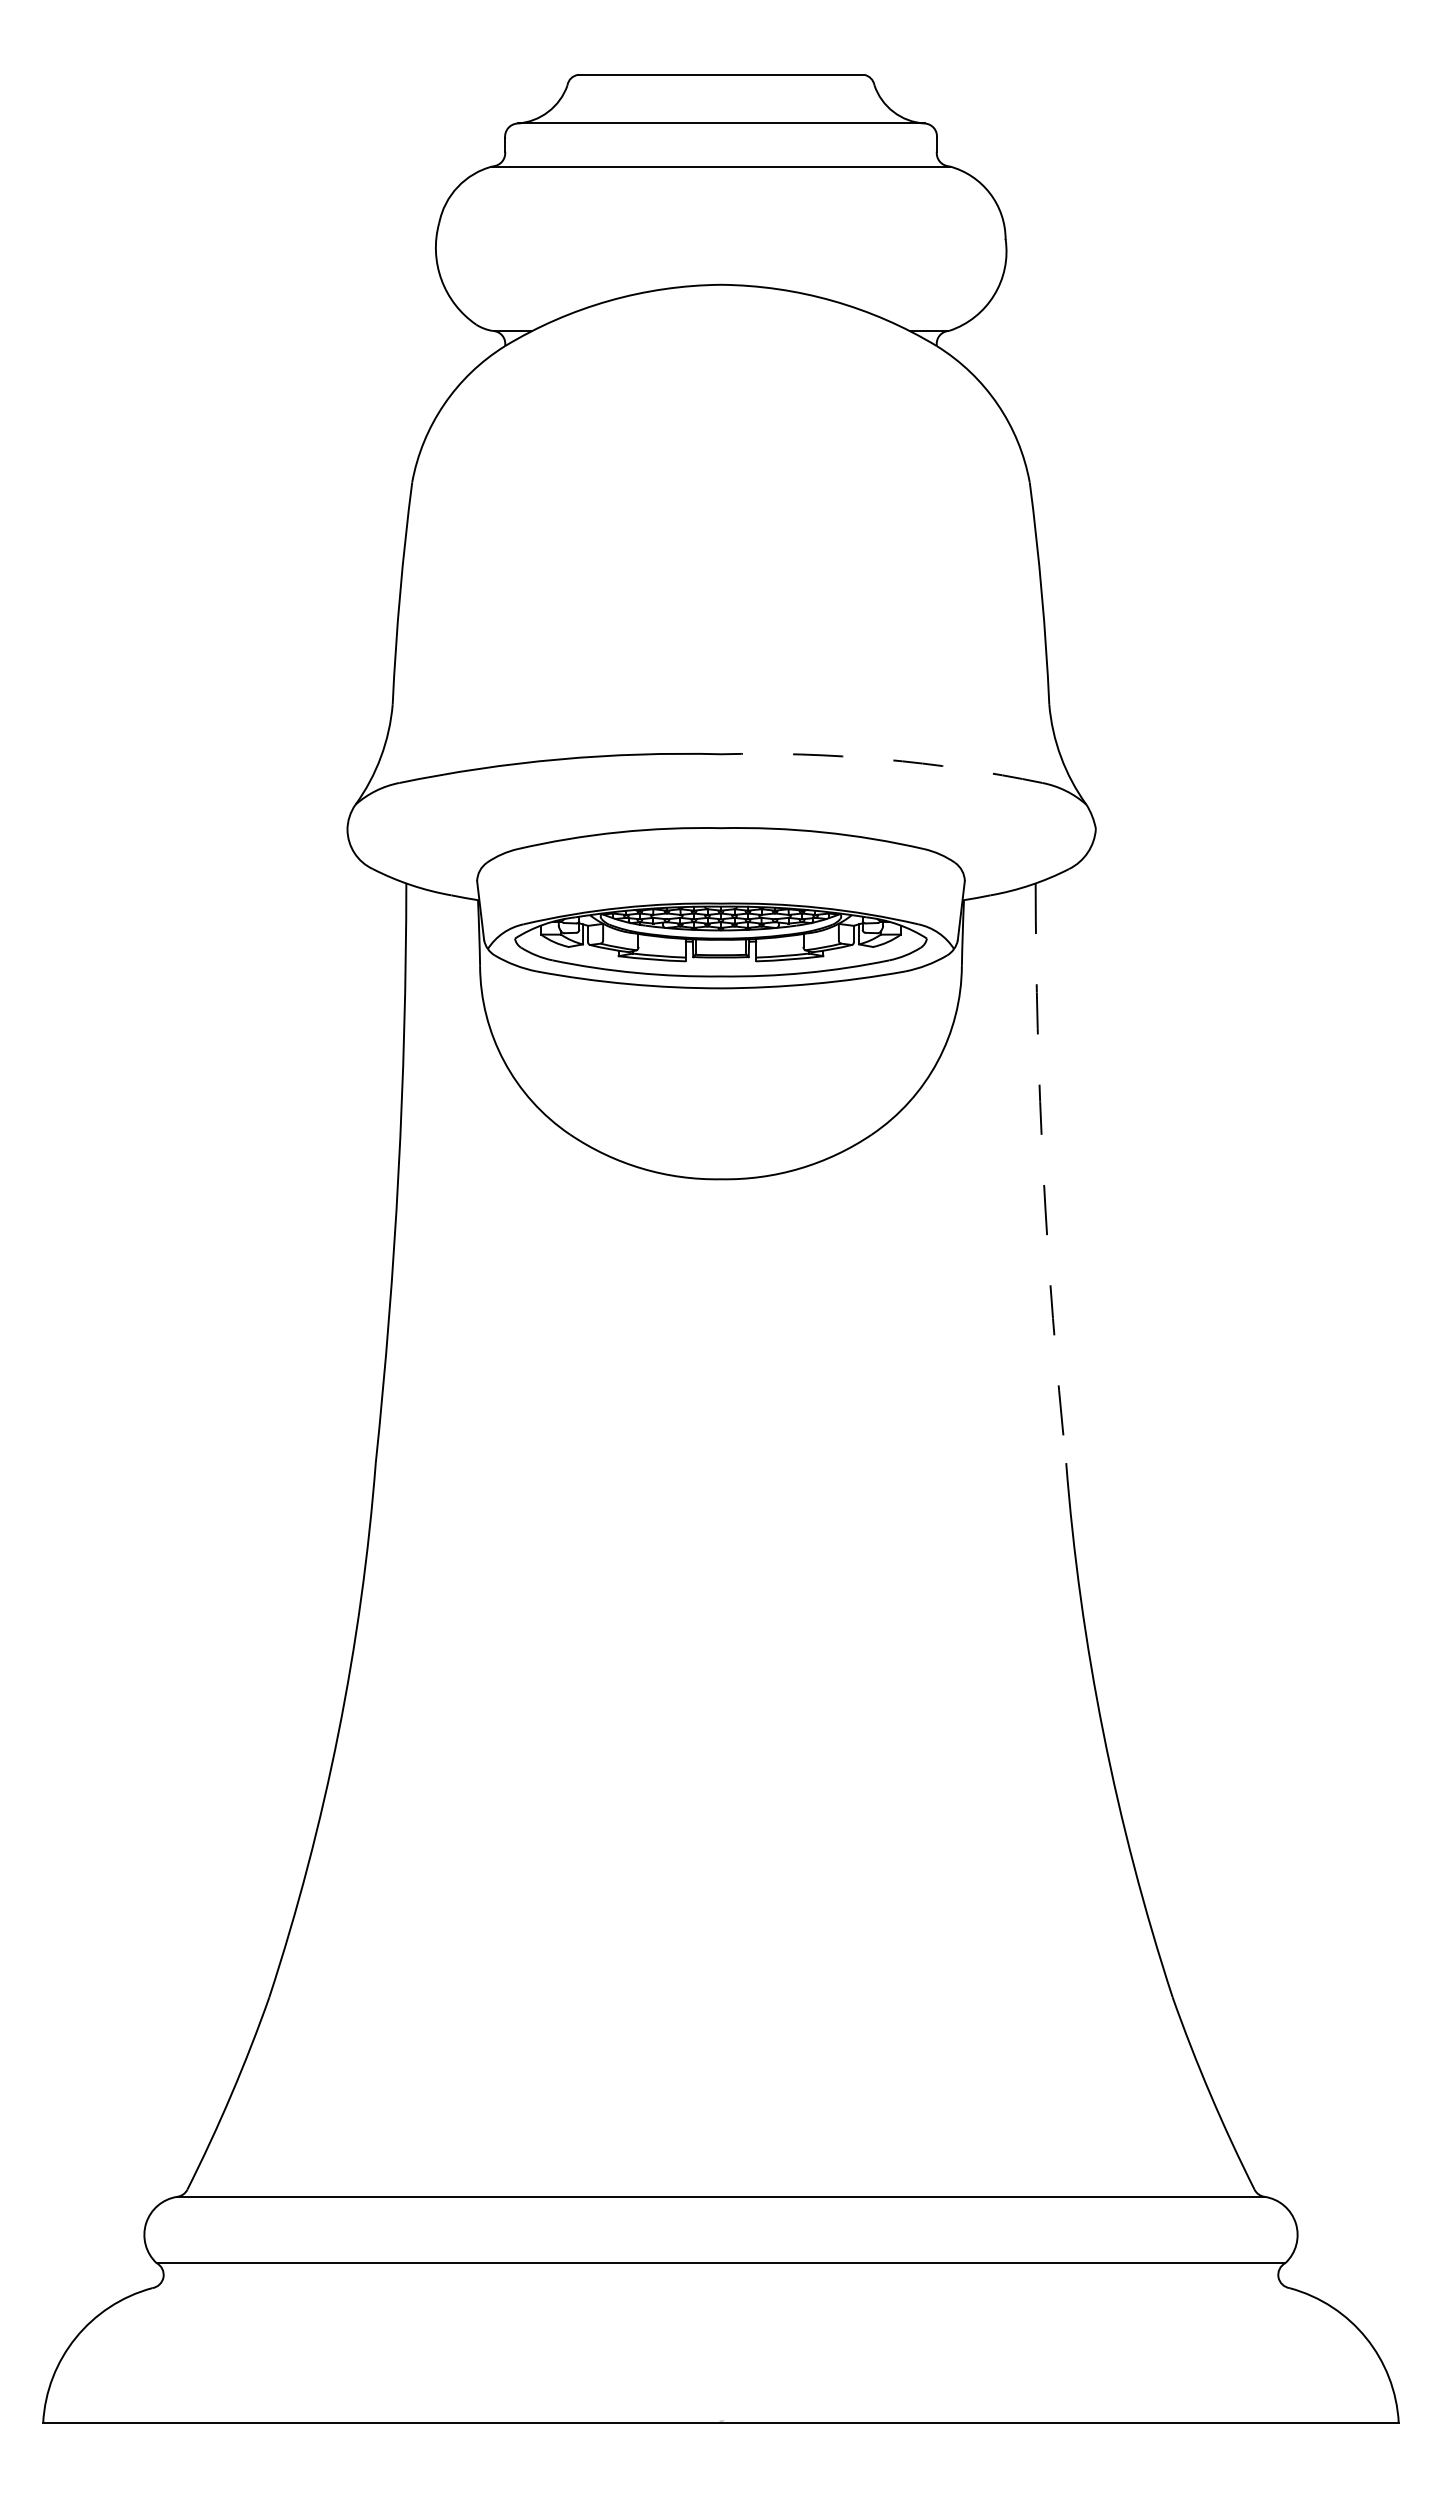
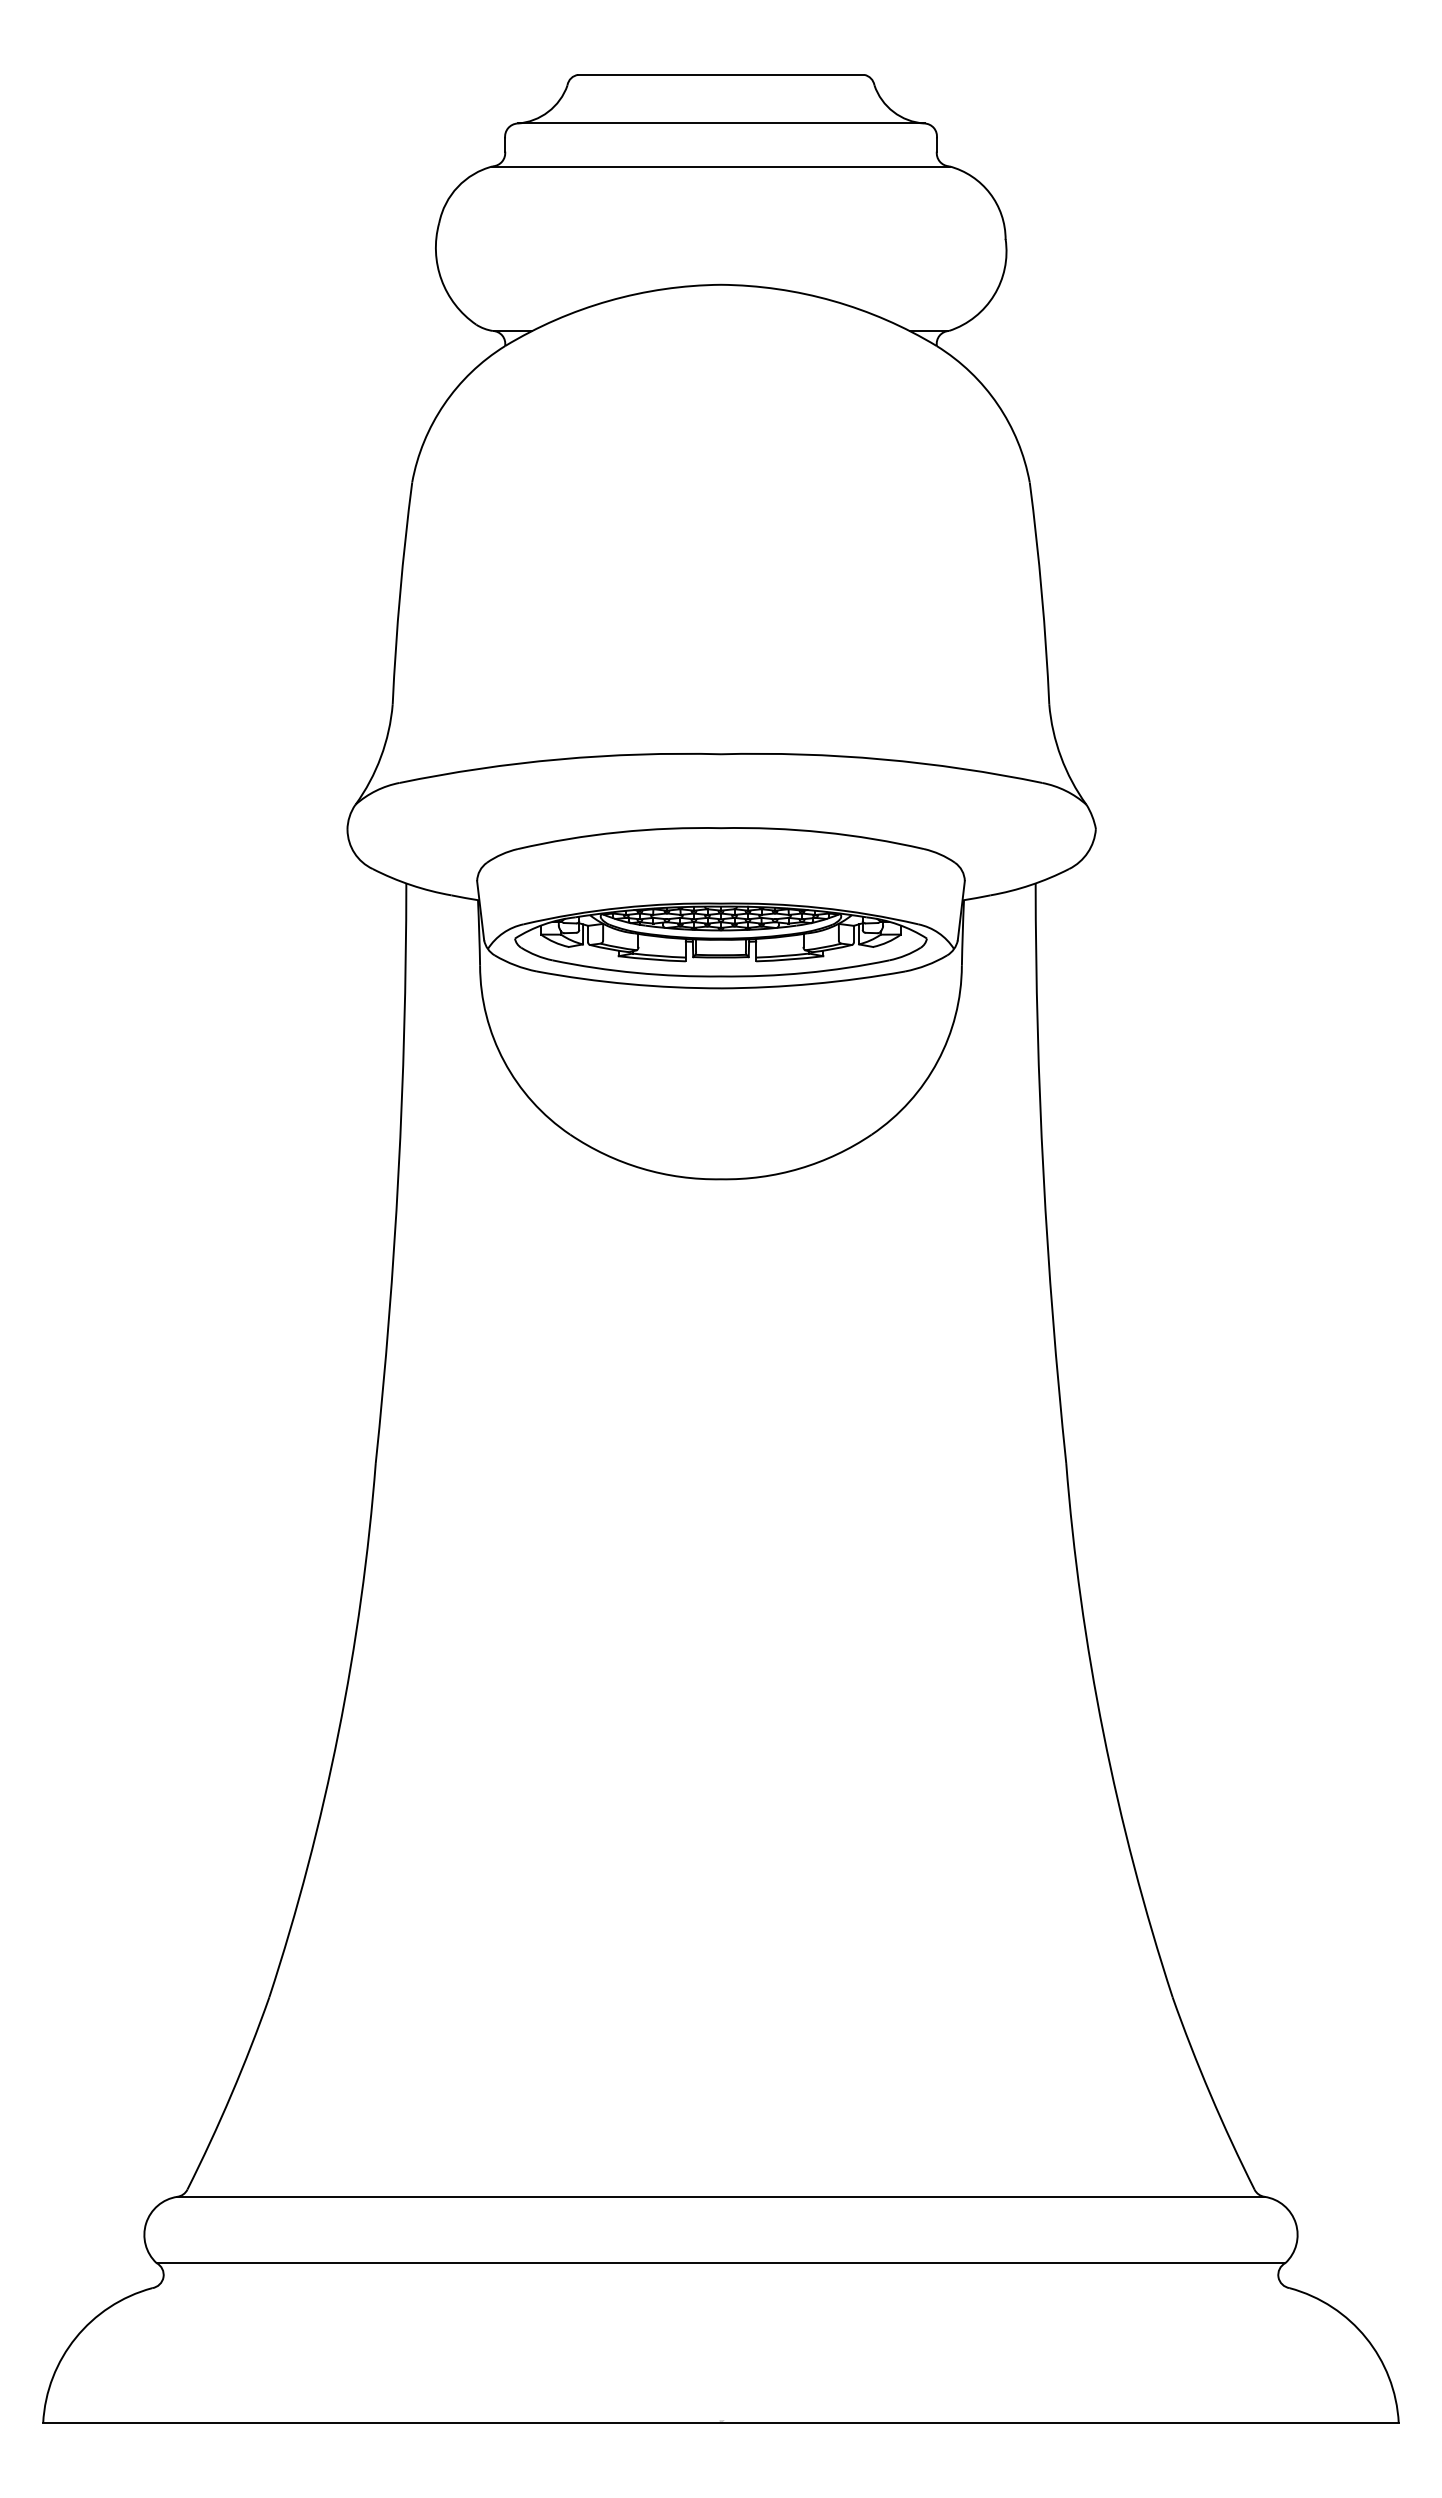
arc: dashed -> solid (882, 759)
arc: dashed -> solid (1043, 1173)
